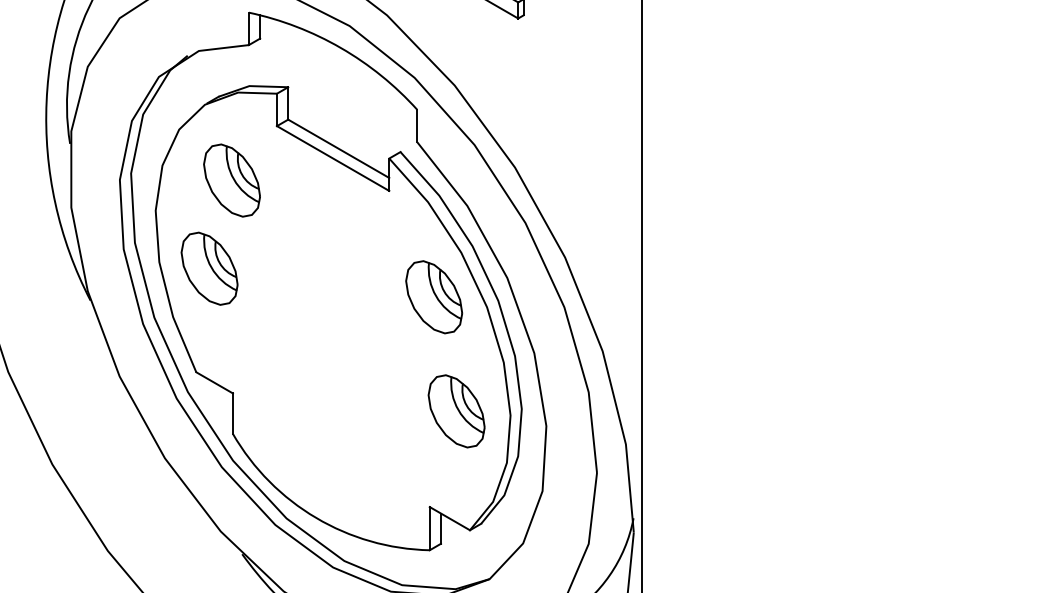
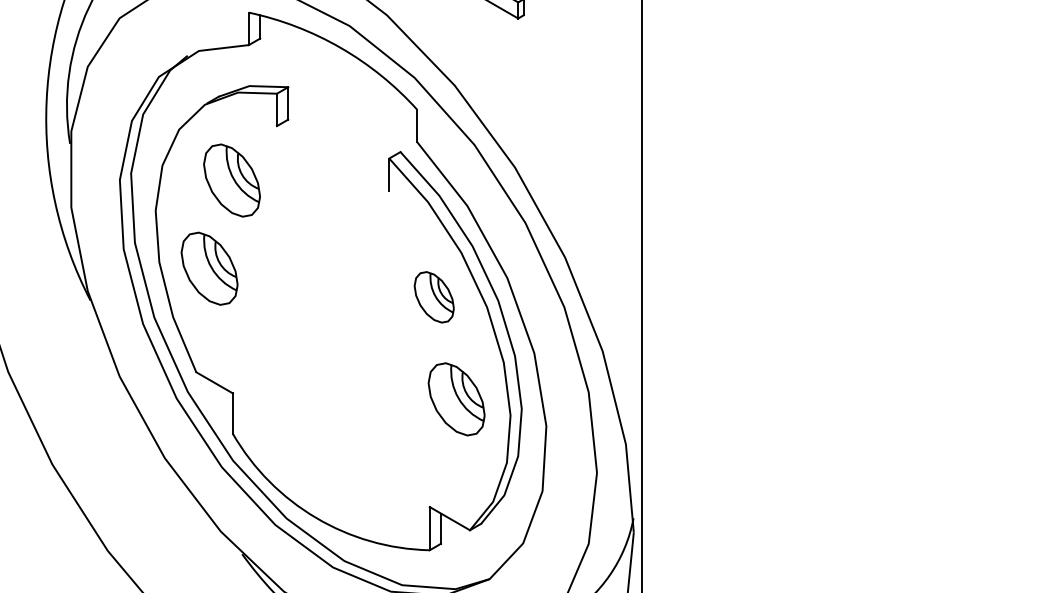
line: present -> none (338, 148)
line: present -> none (333, 158)
part size: 59x75 px -> 42x53 px (433, 297)
part position: (456, 411) -> (456, 399) (456, 399)
